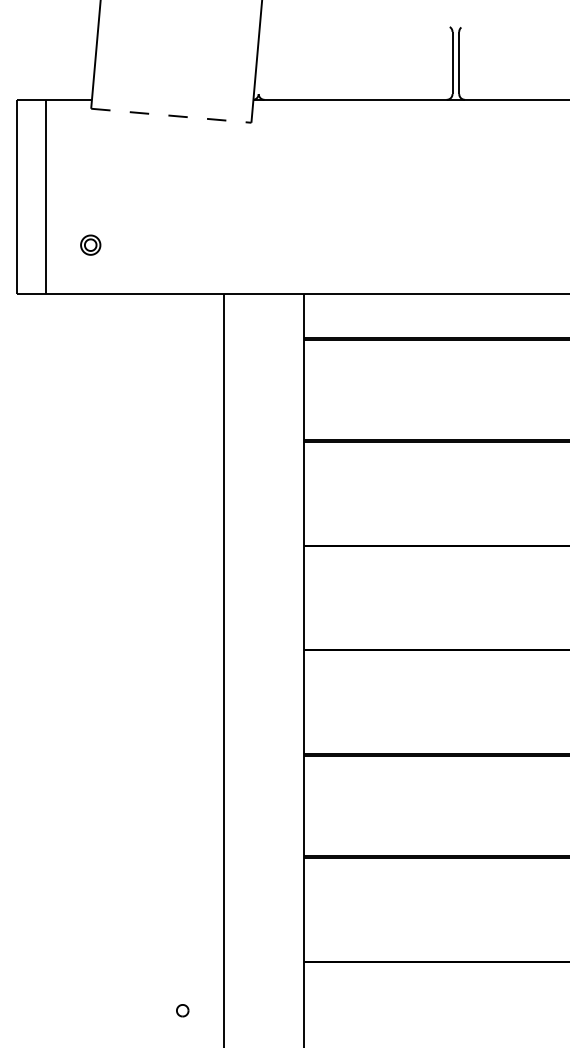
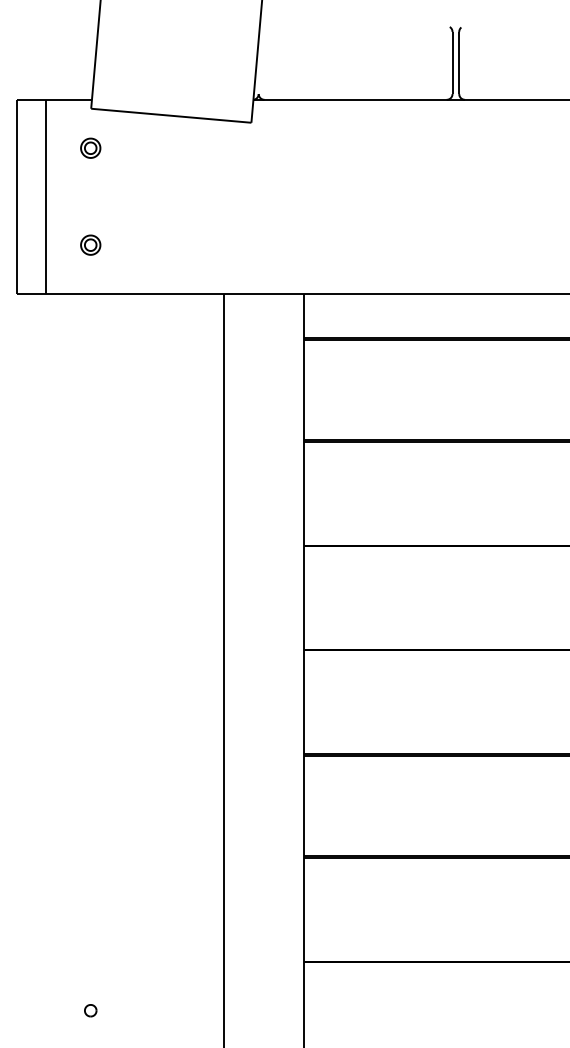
line: dashed -> solid (171, 115)
part: none -> present (90, 147)
part position: (182, 1010) -> (90, 1010) (90, 1010)
